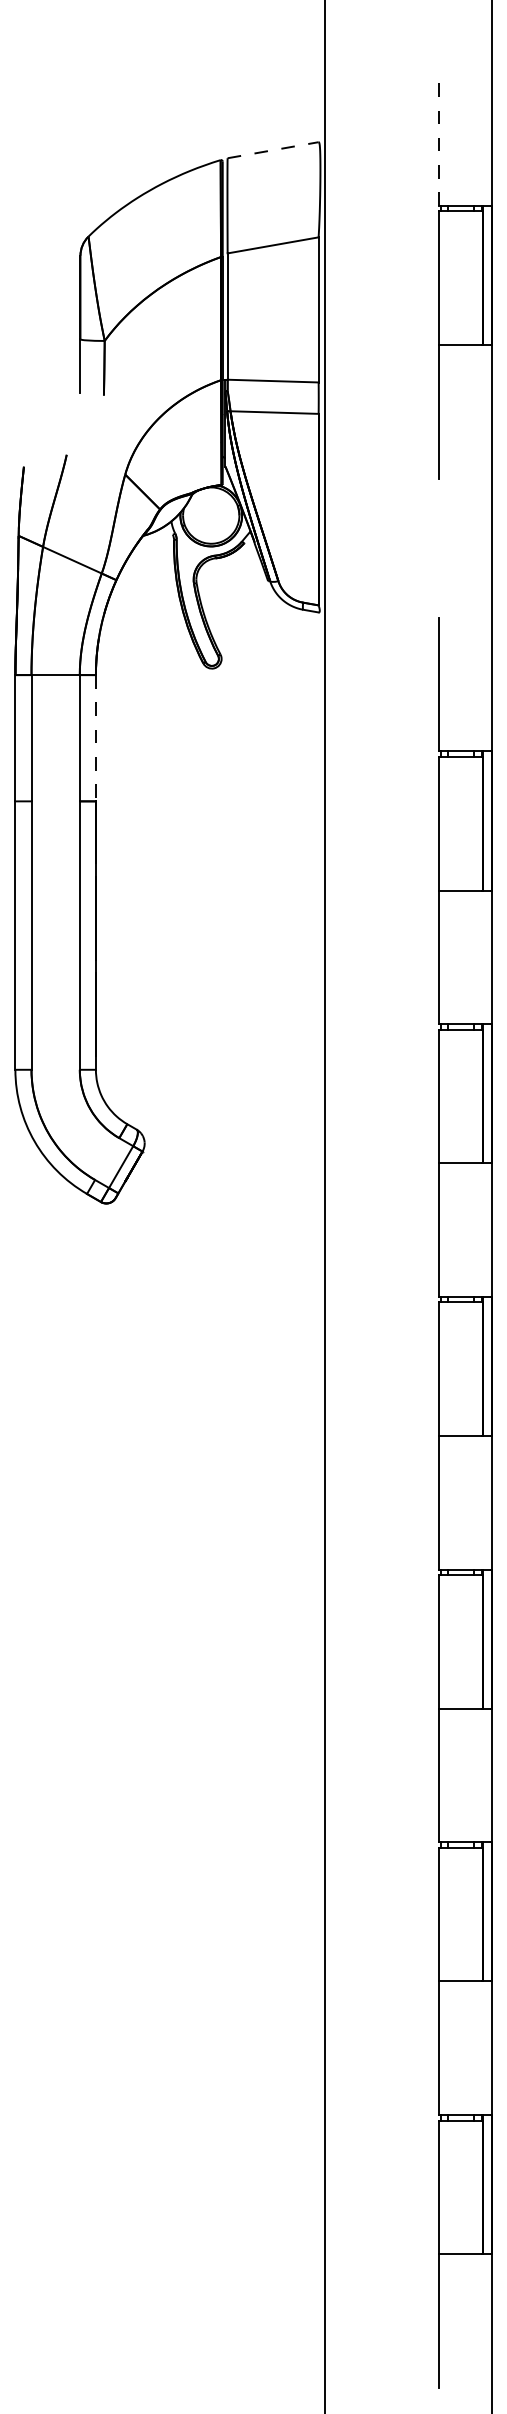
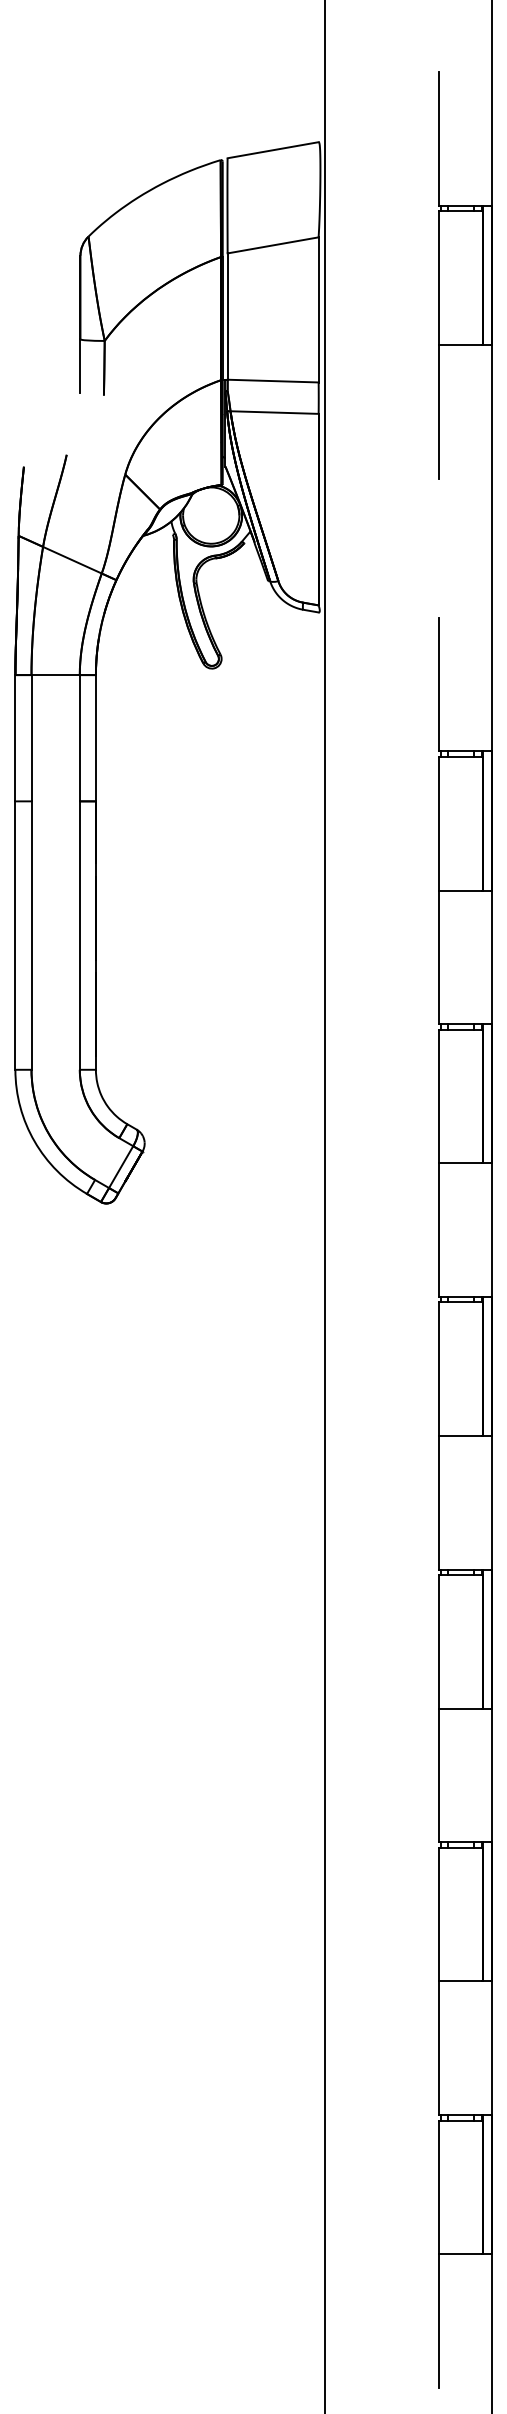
line: dashed -> solid (438, 139)
line: dashed -> solid (273, 150)
line: dashed -> solid (95, 738)
